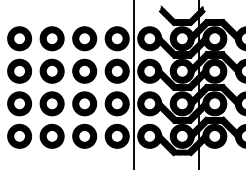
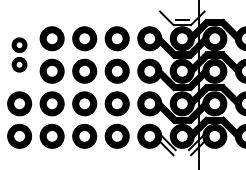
hatch: present -> none (182, 15)
part size: 25x58 px -> 17x36 px (19, 54)
line: present -> none (133, 84)
hatch: present -> none (182, 145)
